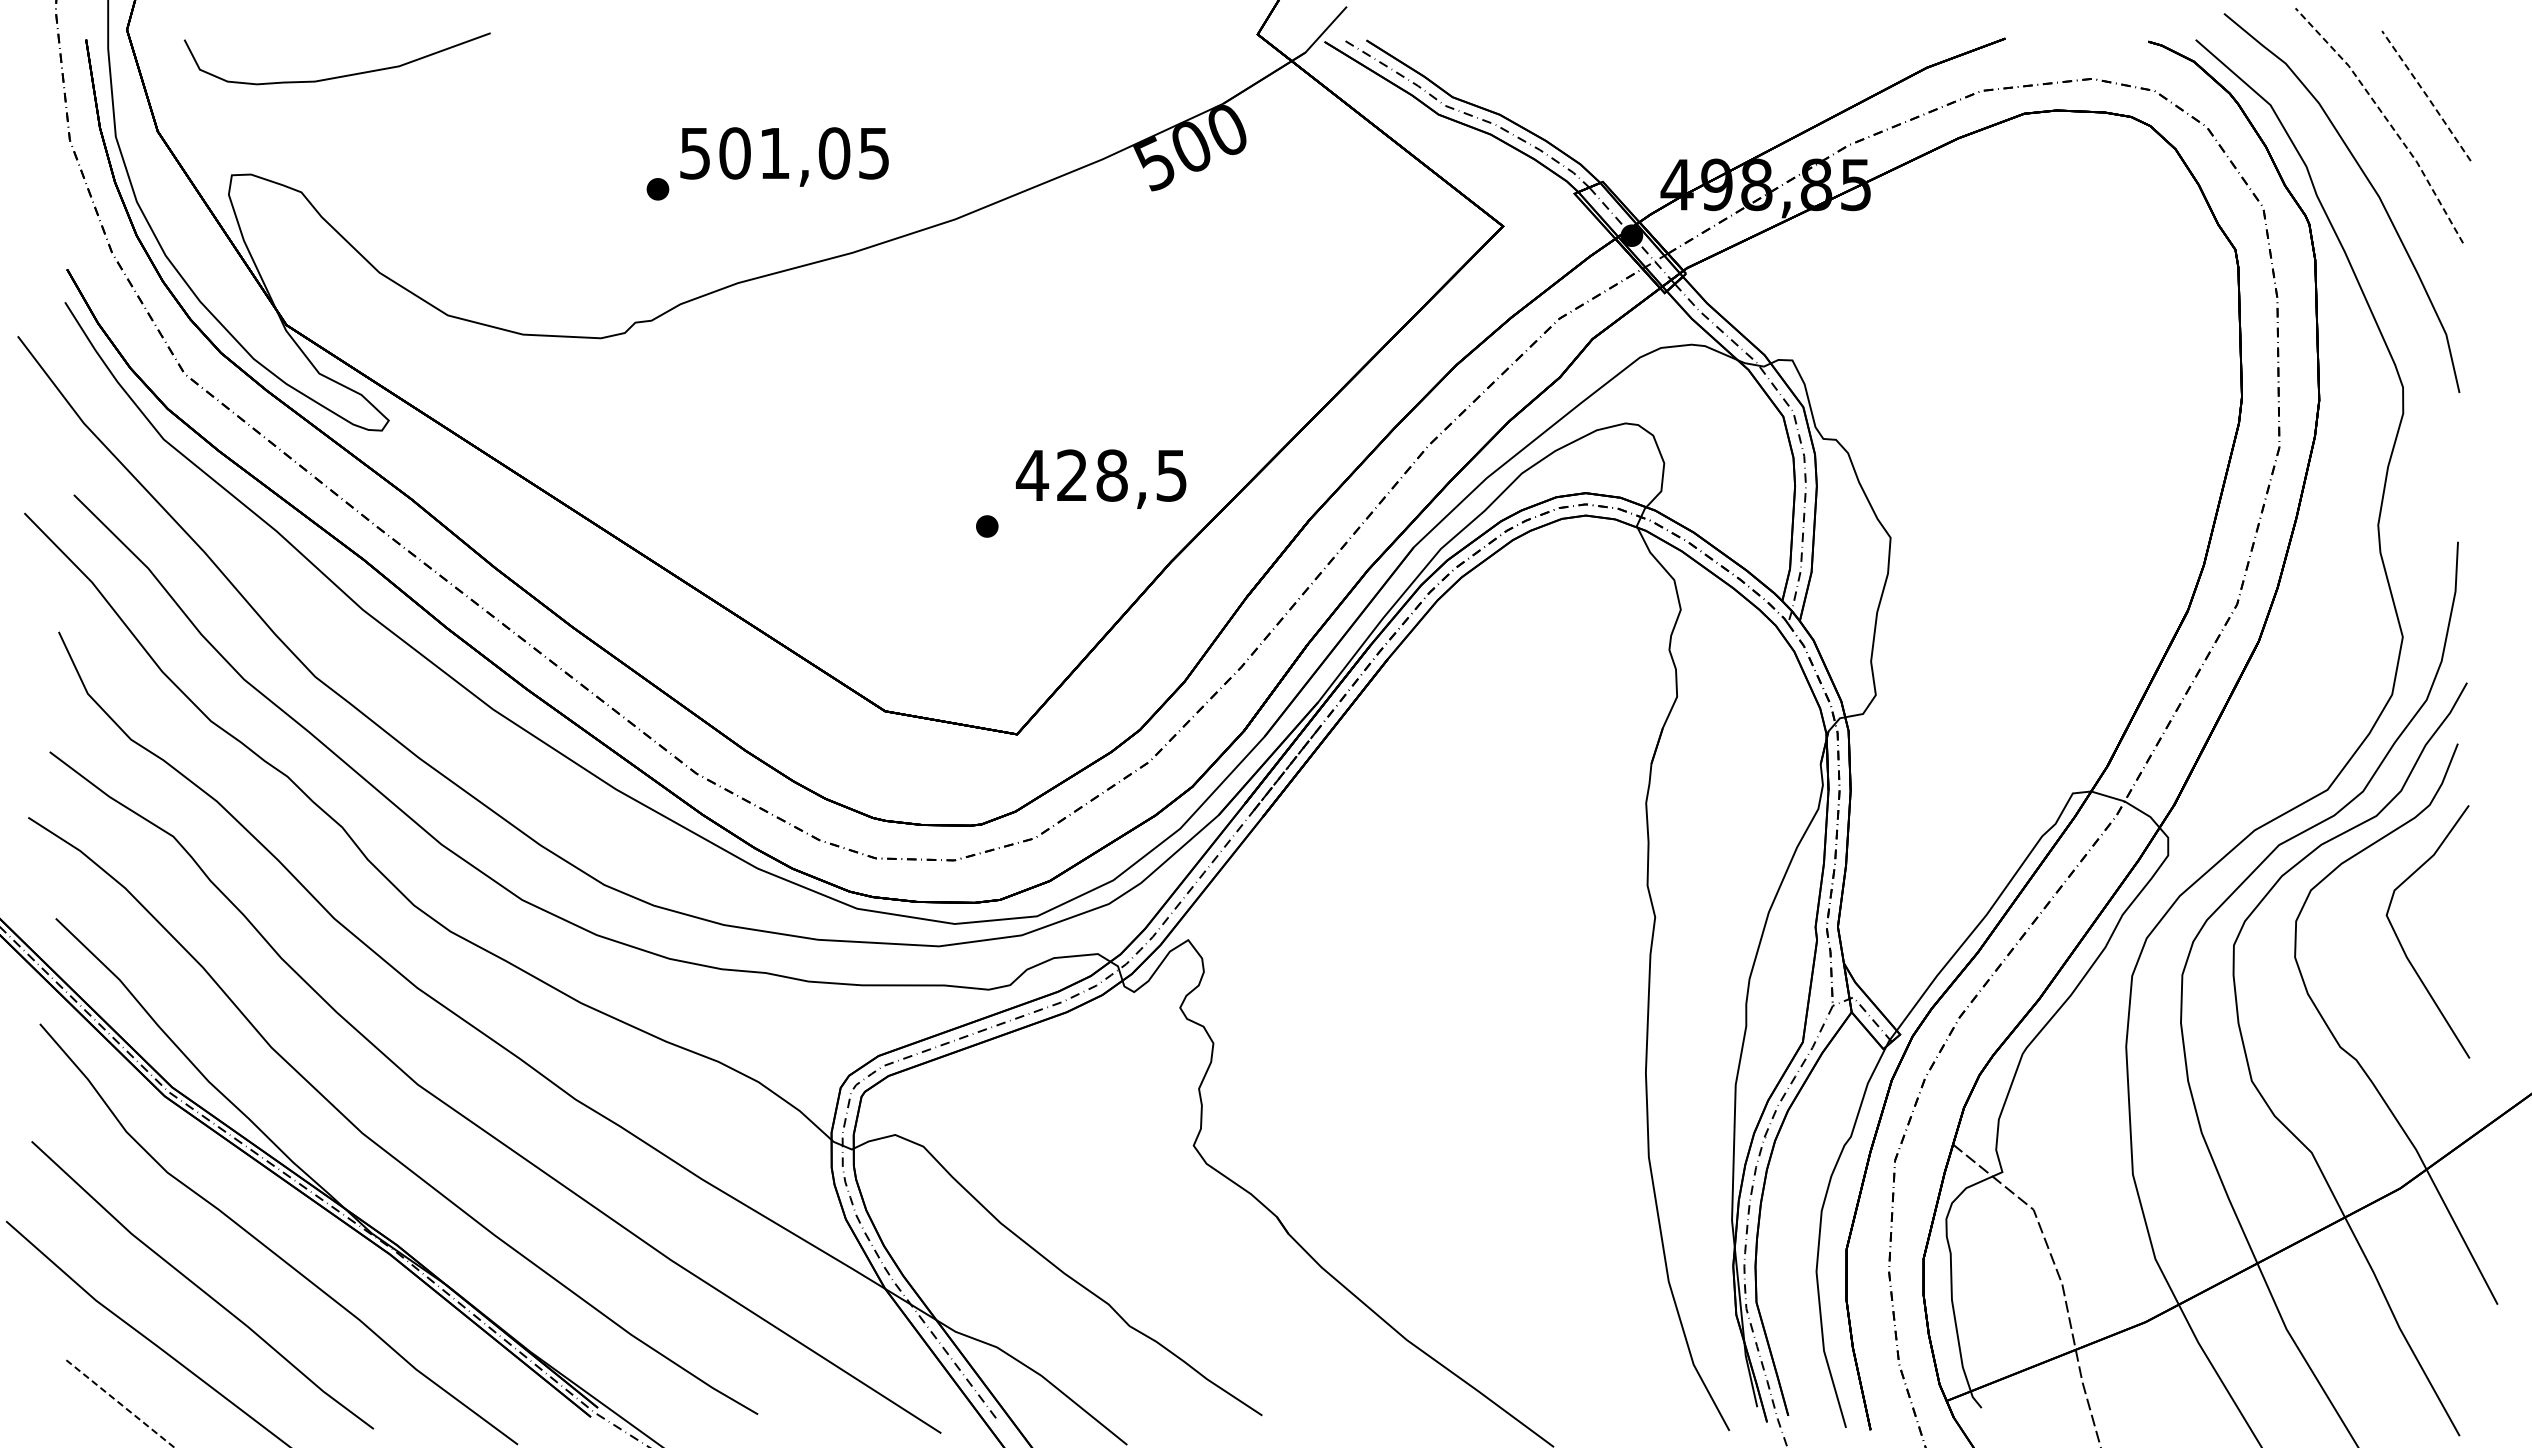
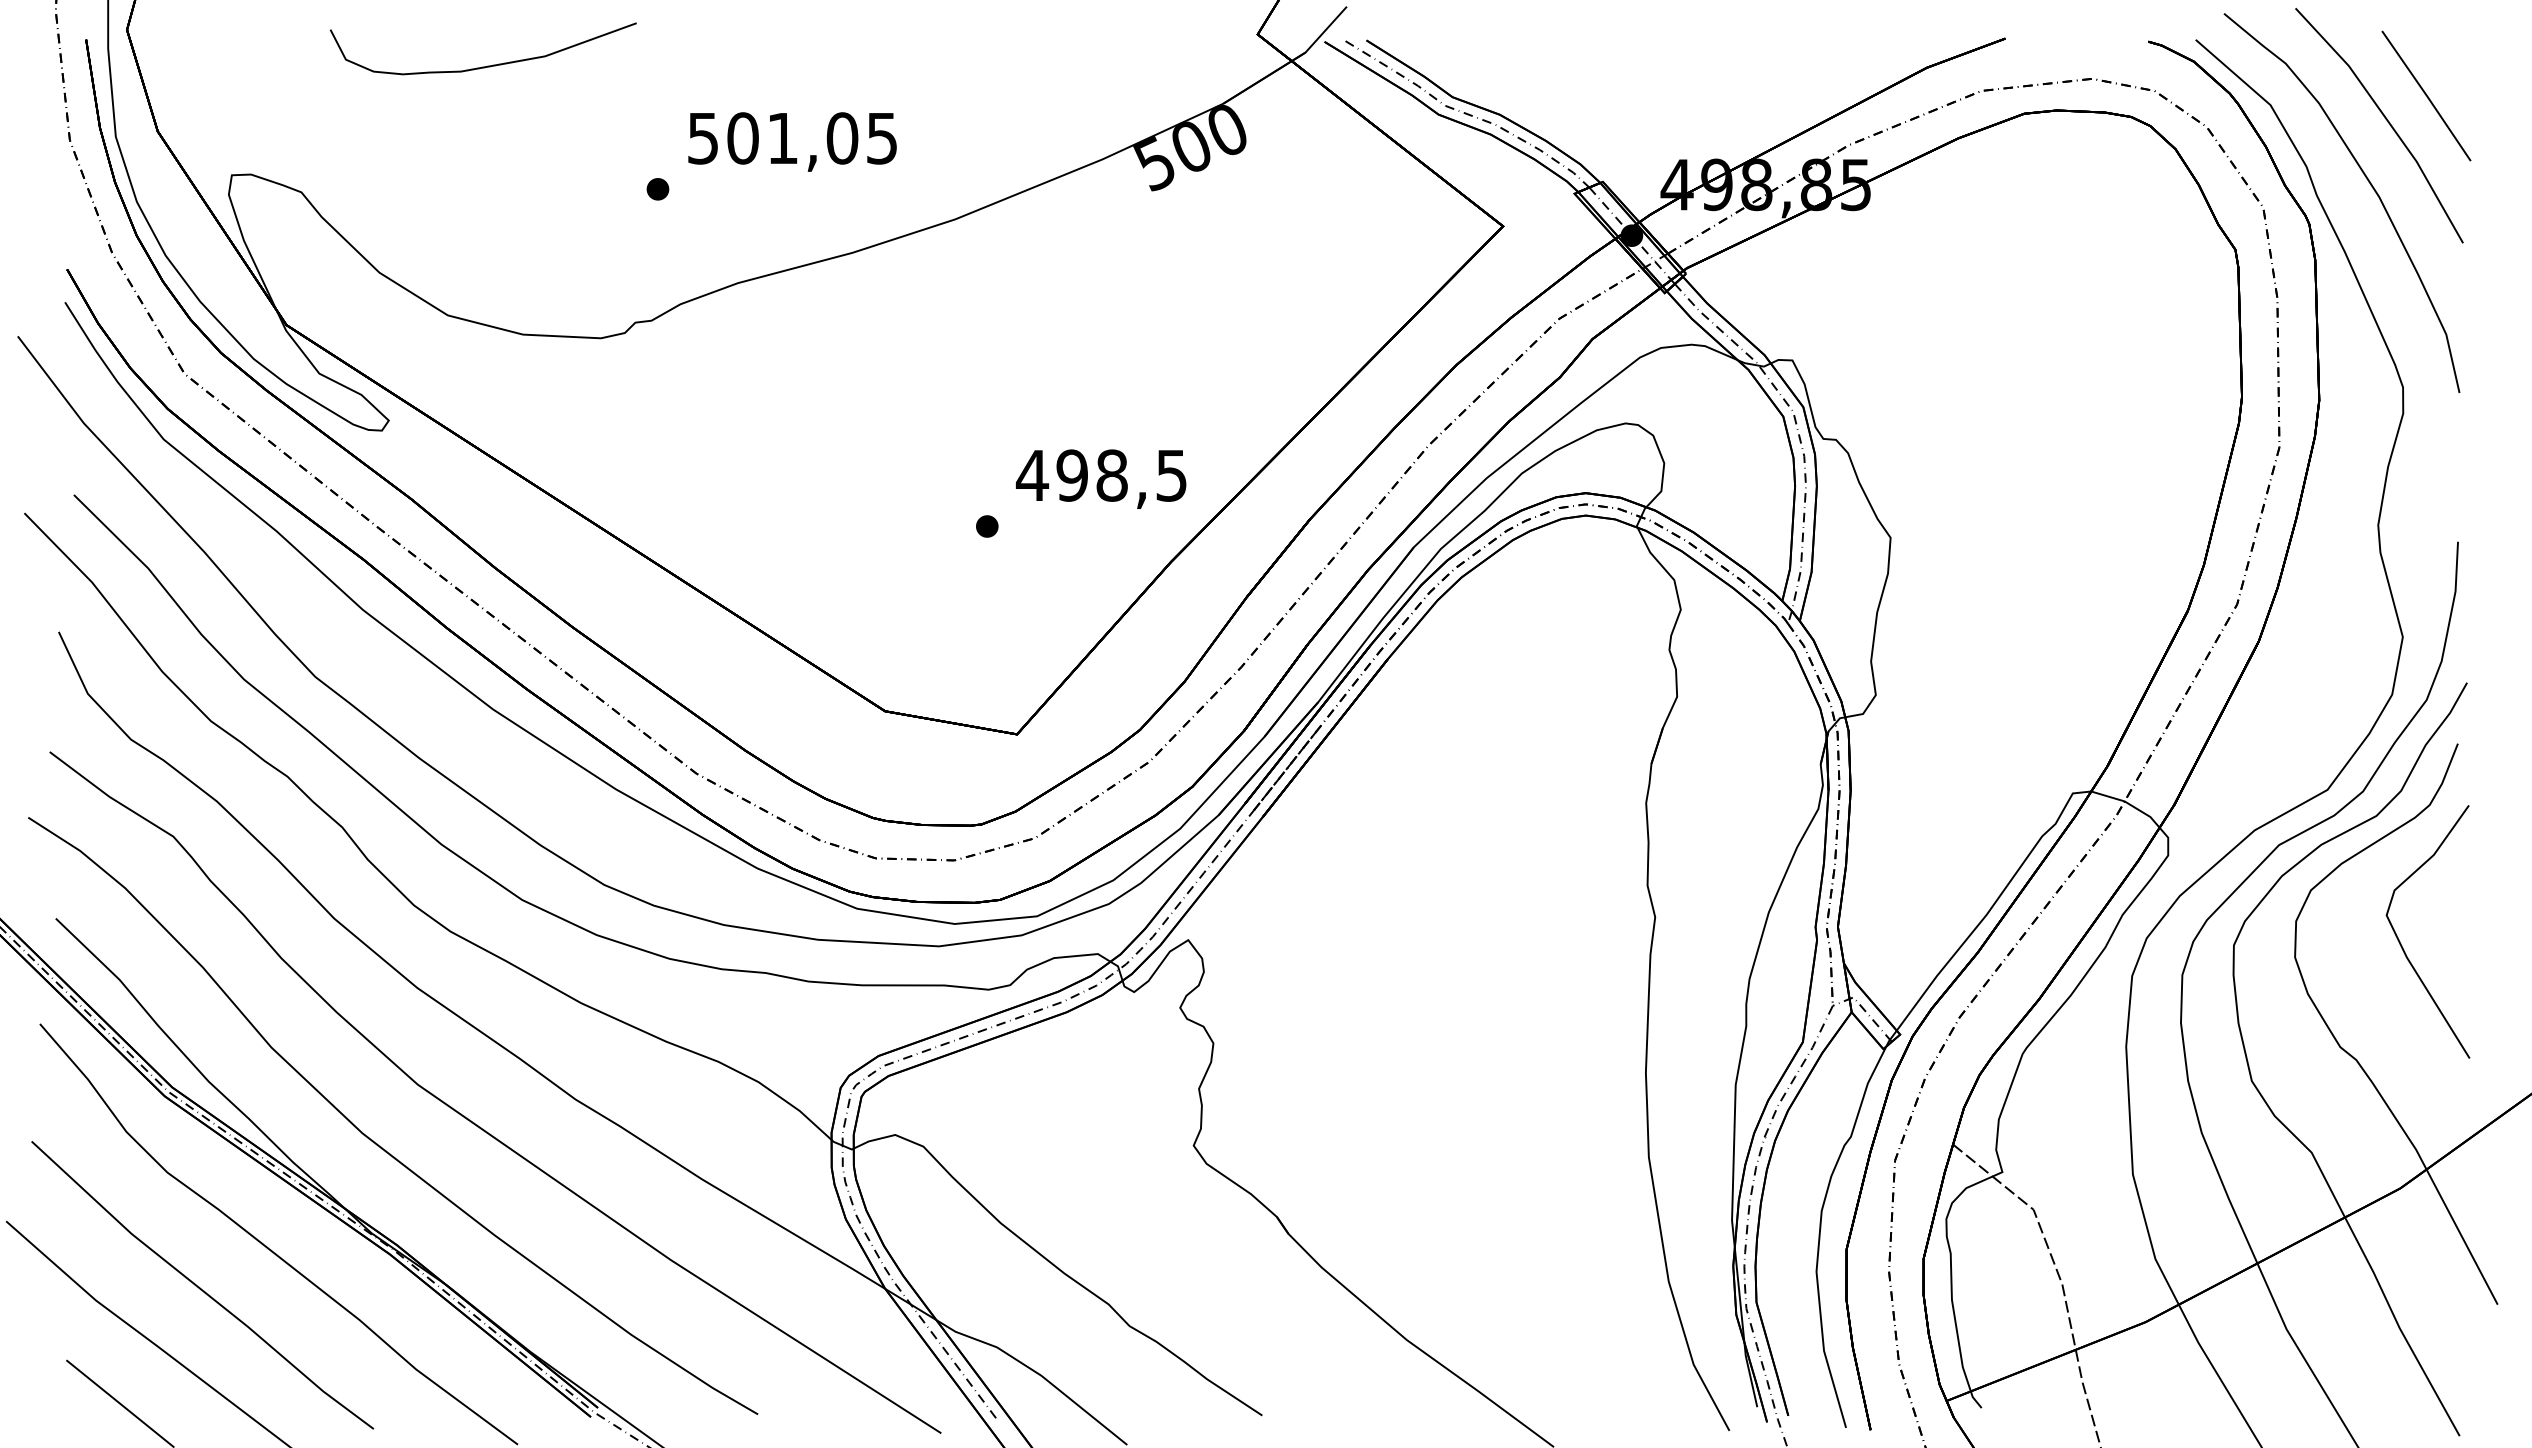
curve position: (341, 75) -> (487, 65) (487, 65)
line: dashed -> solid (2426, 95)
line: dashed -> solid (2386, 119)
text position: (784, 156) -> (792, 141) (792, 141)
text: 428,5 -> 498,5 (1071, 475)
line: dashed -> solid (120, 1403)
